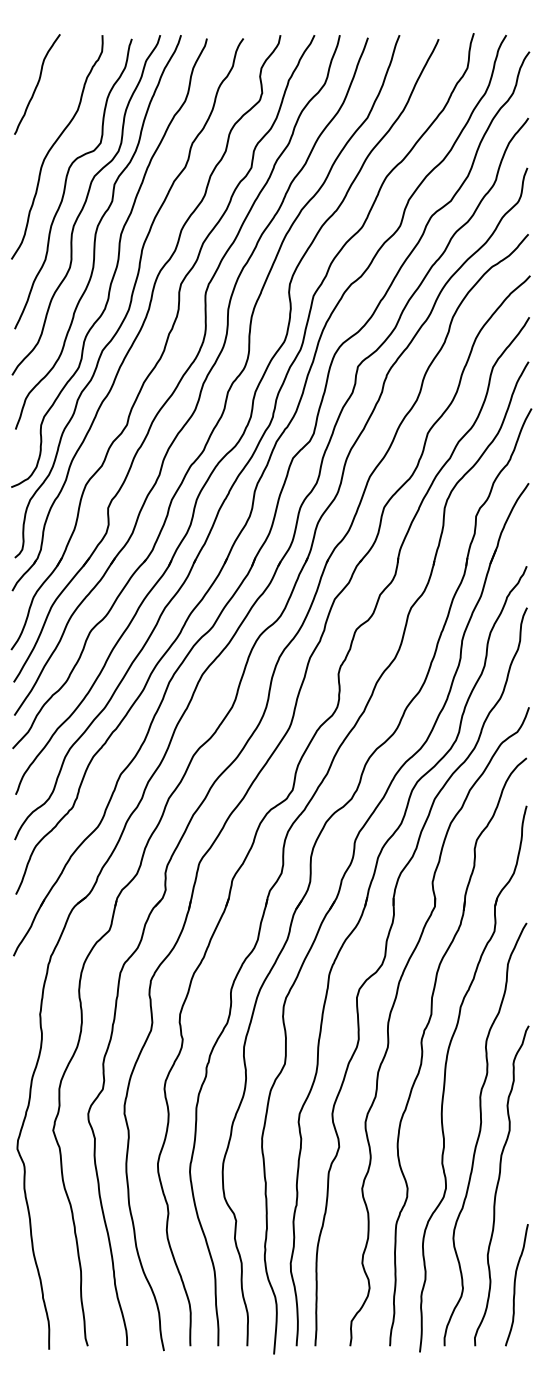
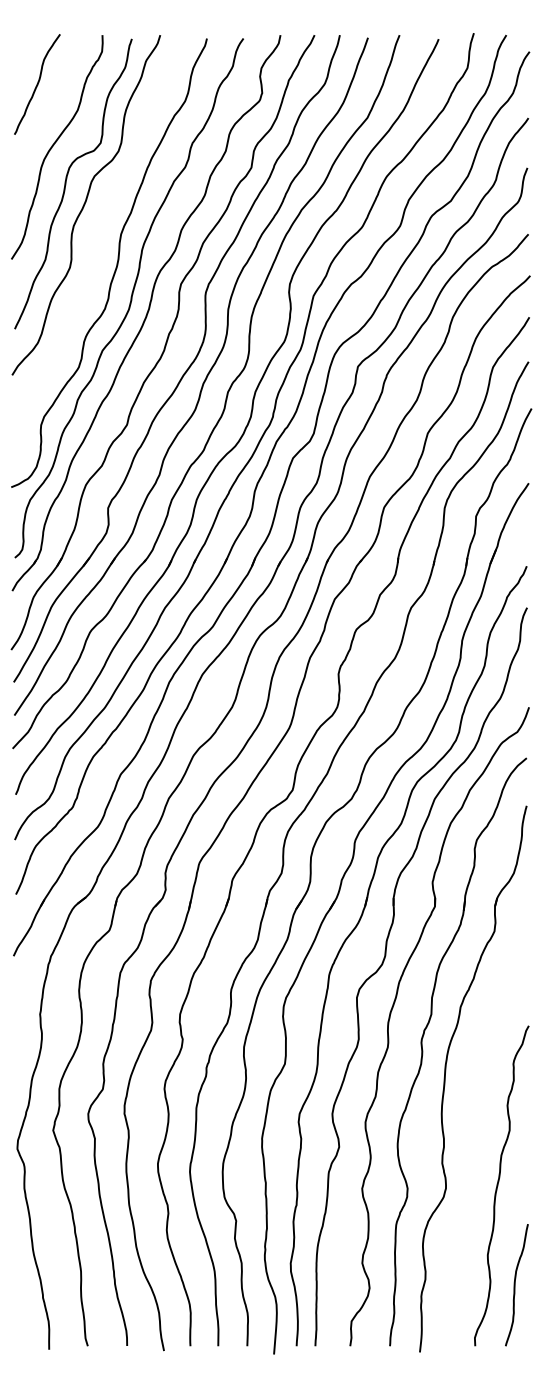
curve: present -> none (97, 231)
curve: present -> none (480, 1134)
